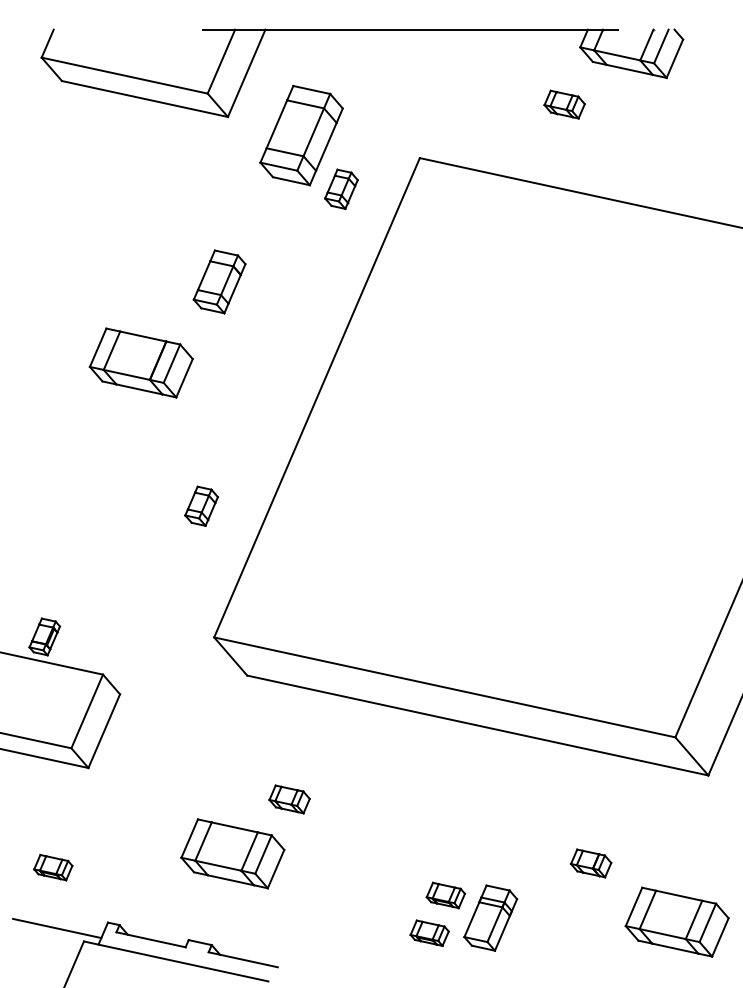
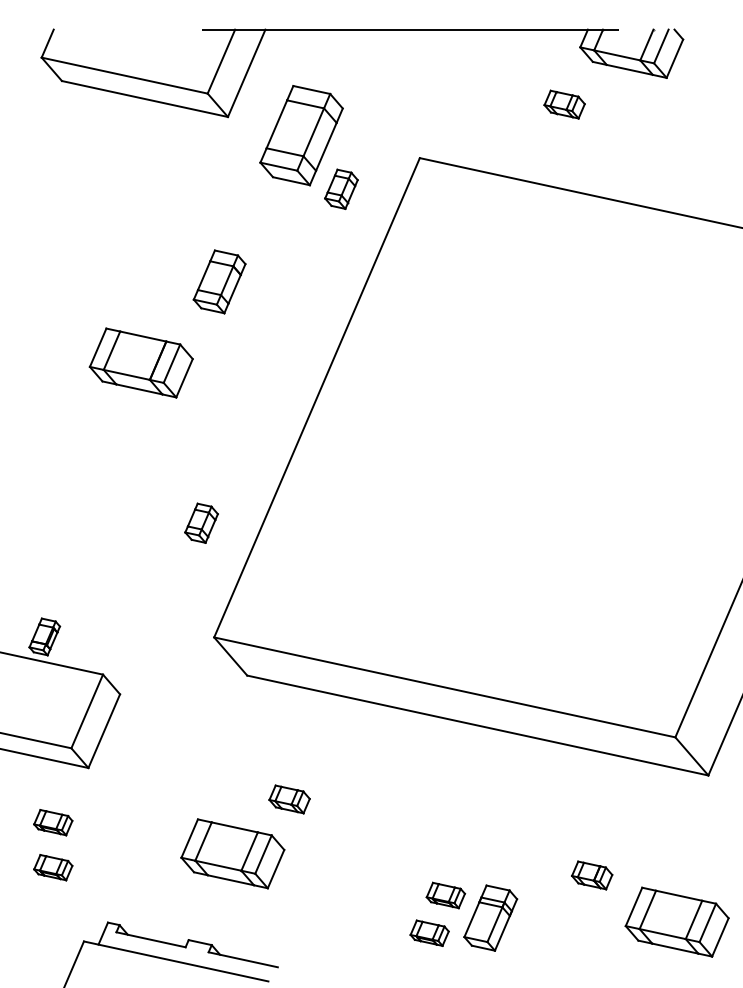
part position: (201, 505) -> (201, 522) (201, 522)
part: none -> present (53, 822)
part position: (591, 863) -> (592, 875) (592, 875)
line: present -> none (57, 928)
